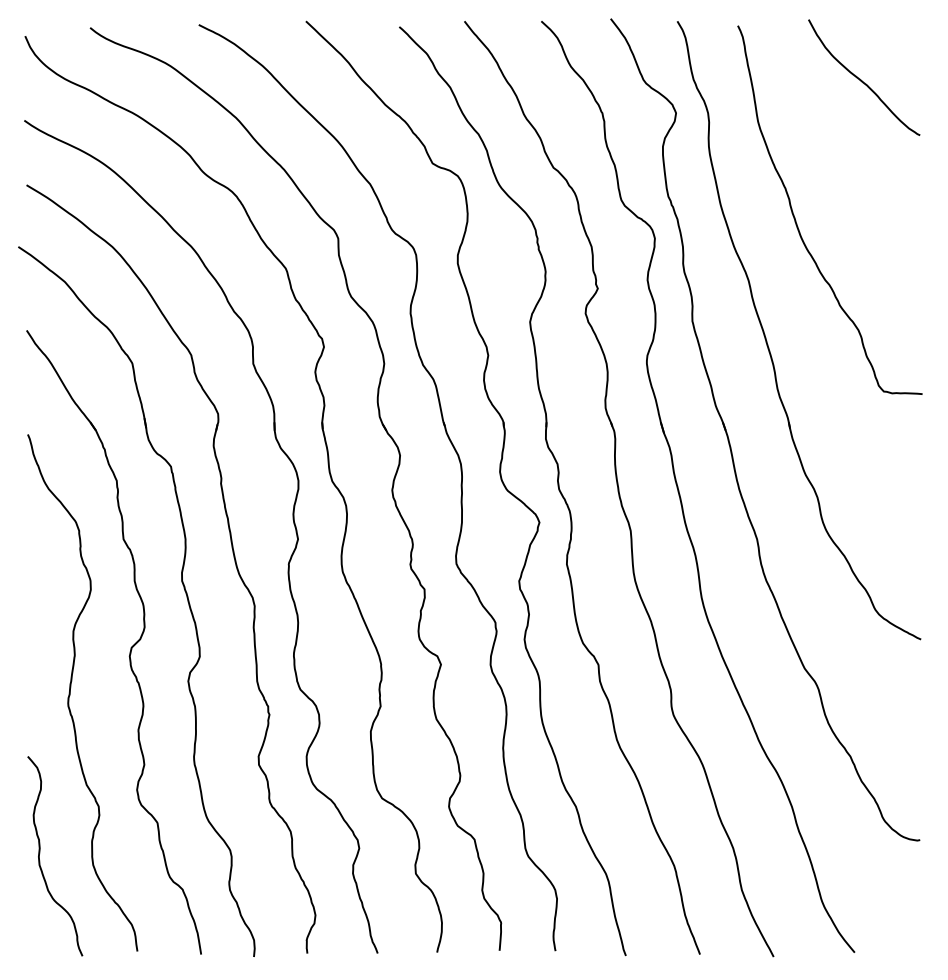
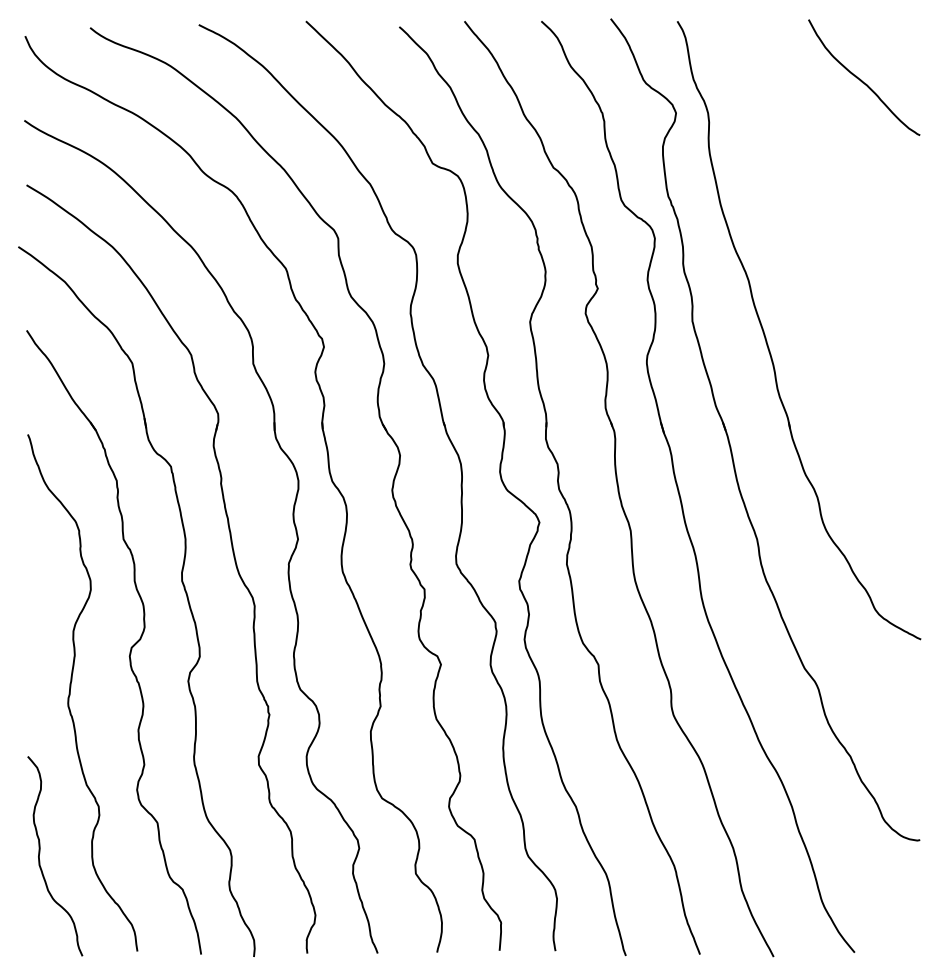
curve: present -> none (796, 220)
